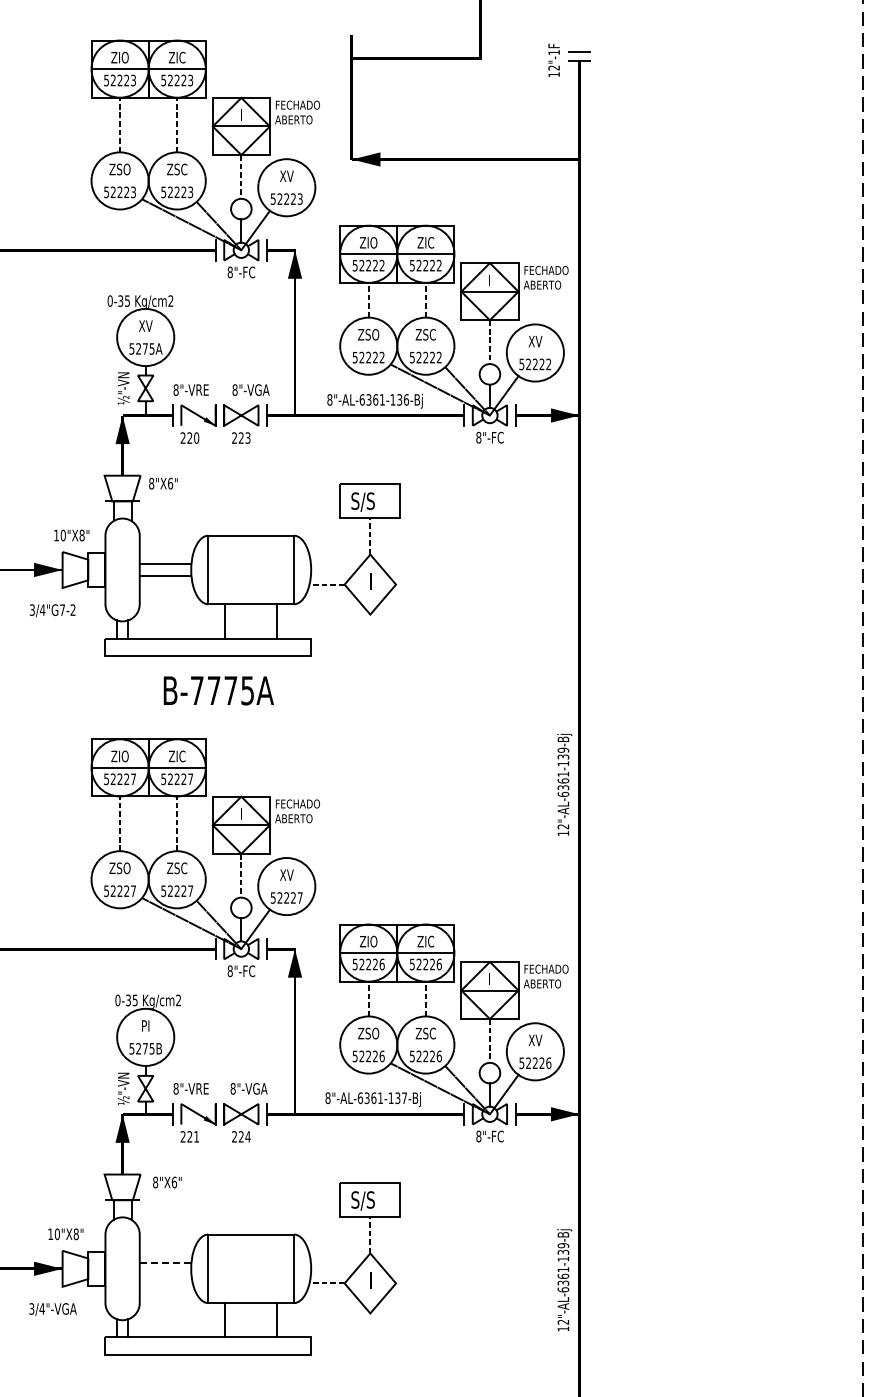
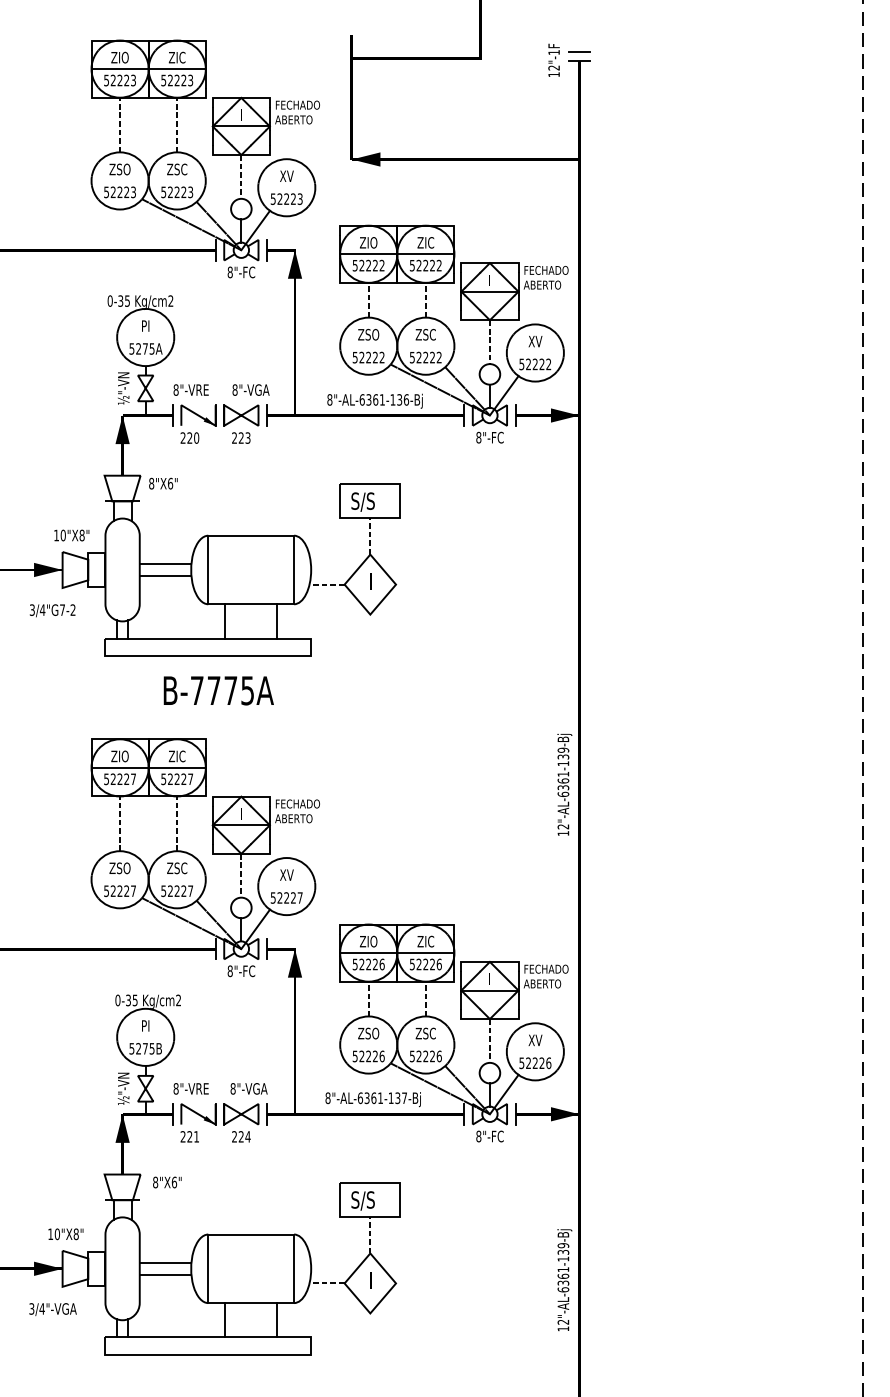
text: XV -> PI (145, 325)
line: dashed -> solid (165, 1263)
line: none -> present (165, 1274)
